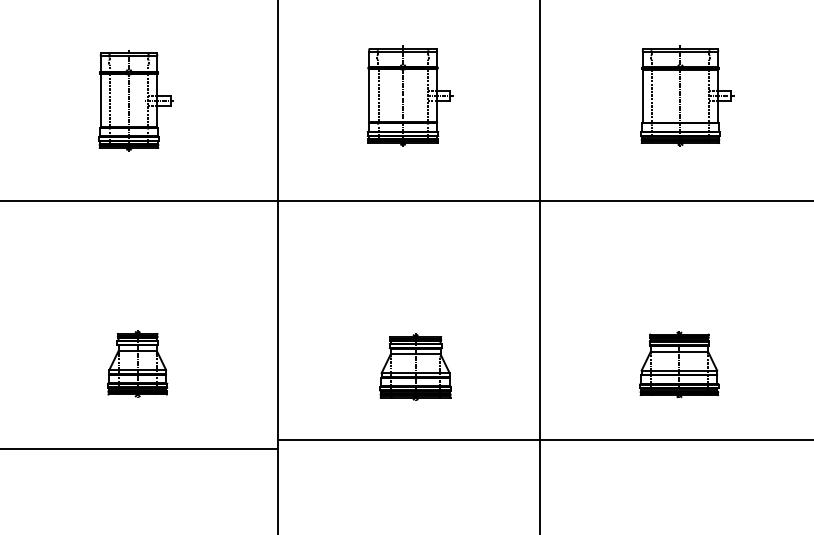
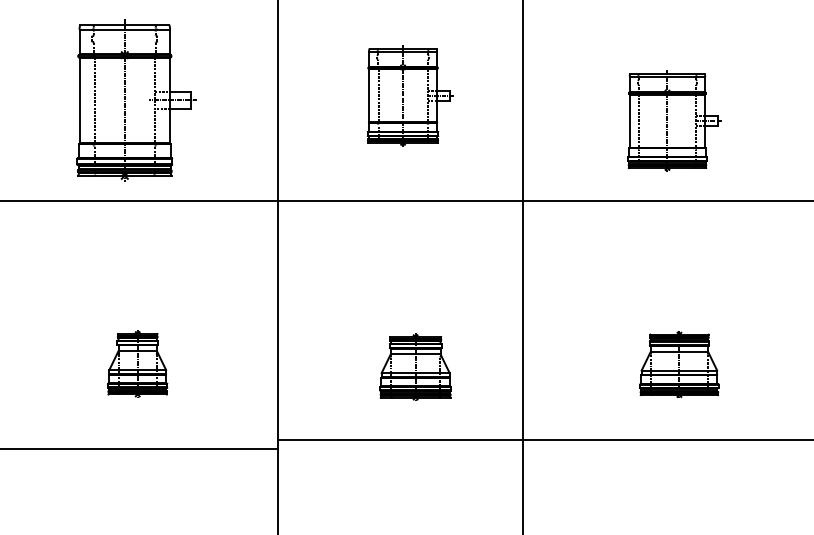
part position: (687, 95) -> (674, 120) (674, 120)
part size: 76x102 px -> 121x163 px (136, 100)
line position: (540, 266) -> (523, 266) (523, 266)
